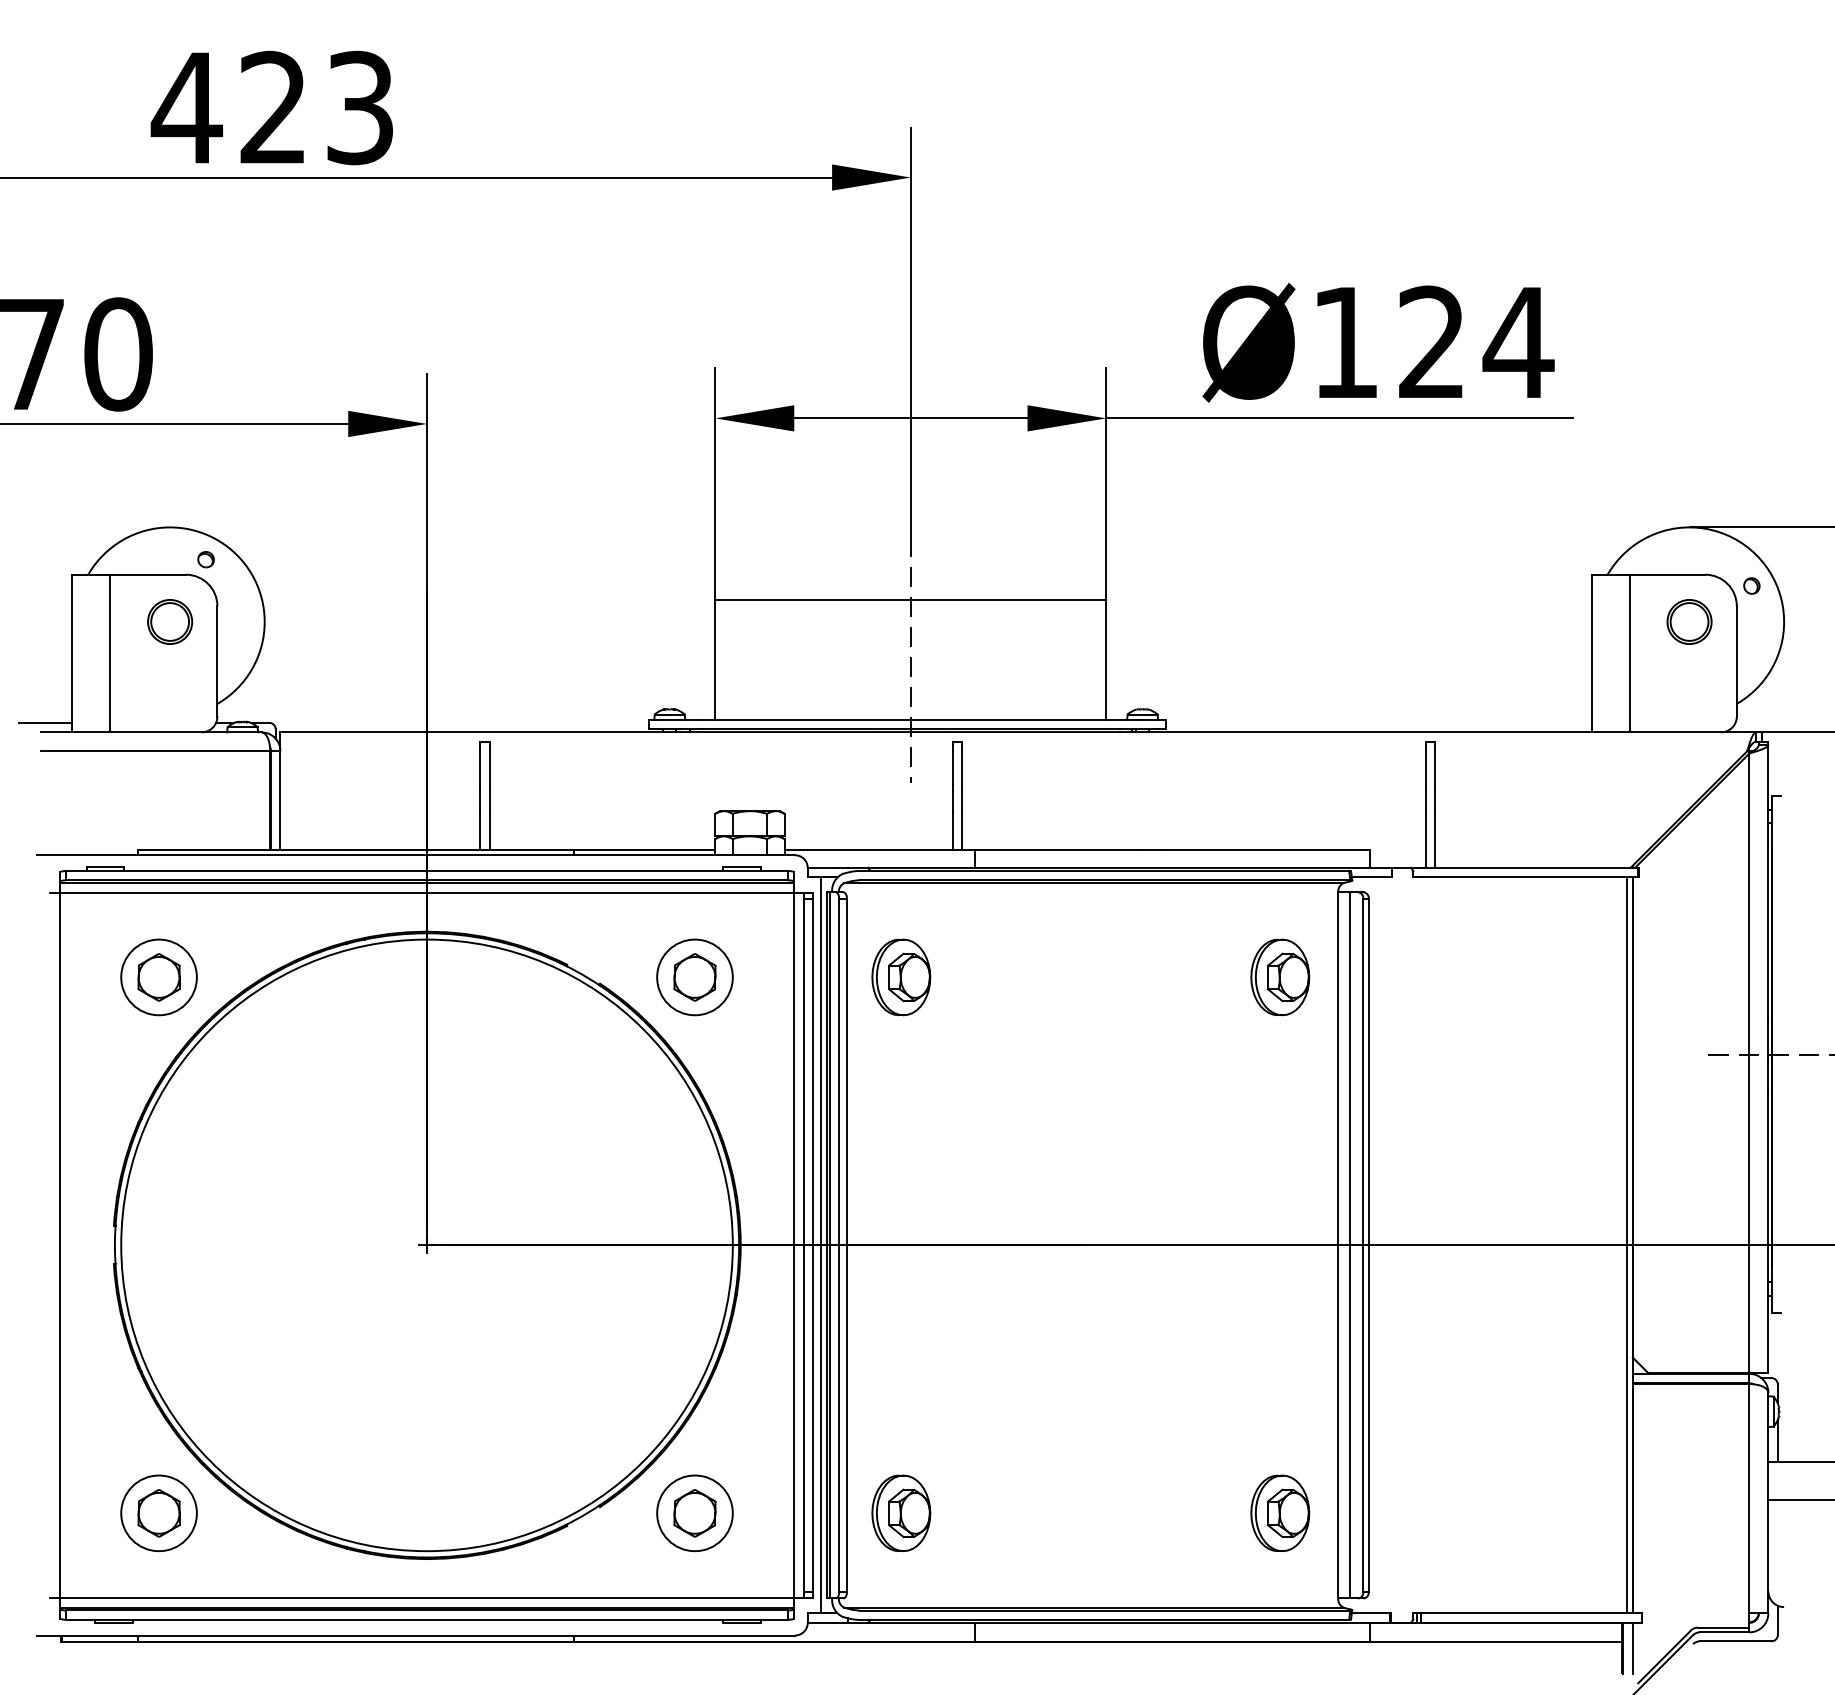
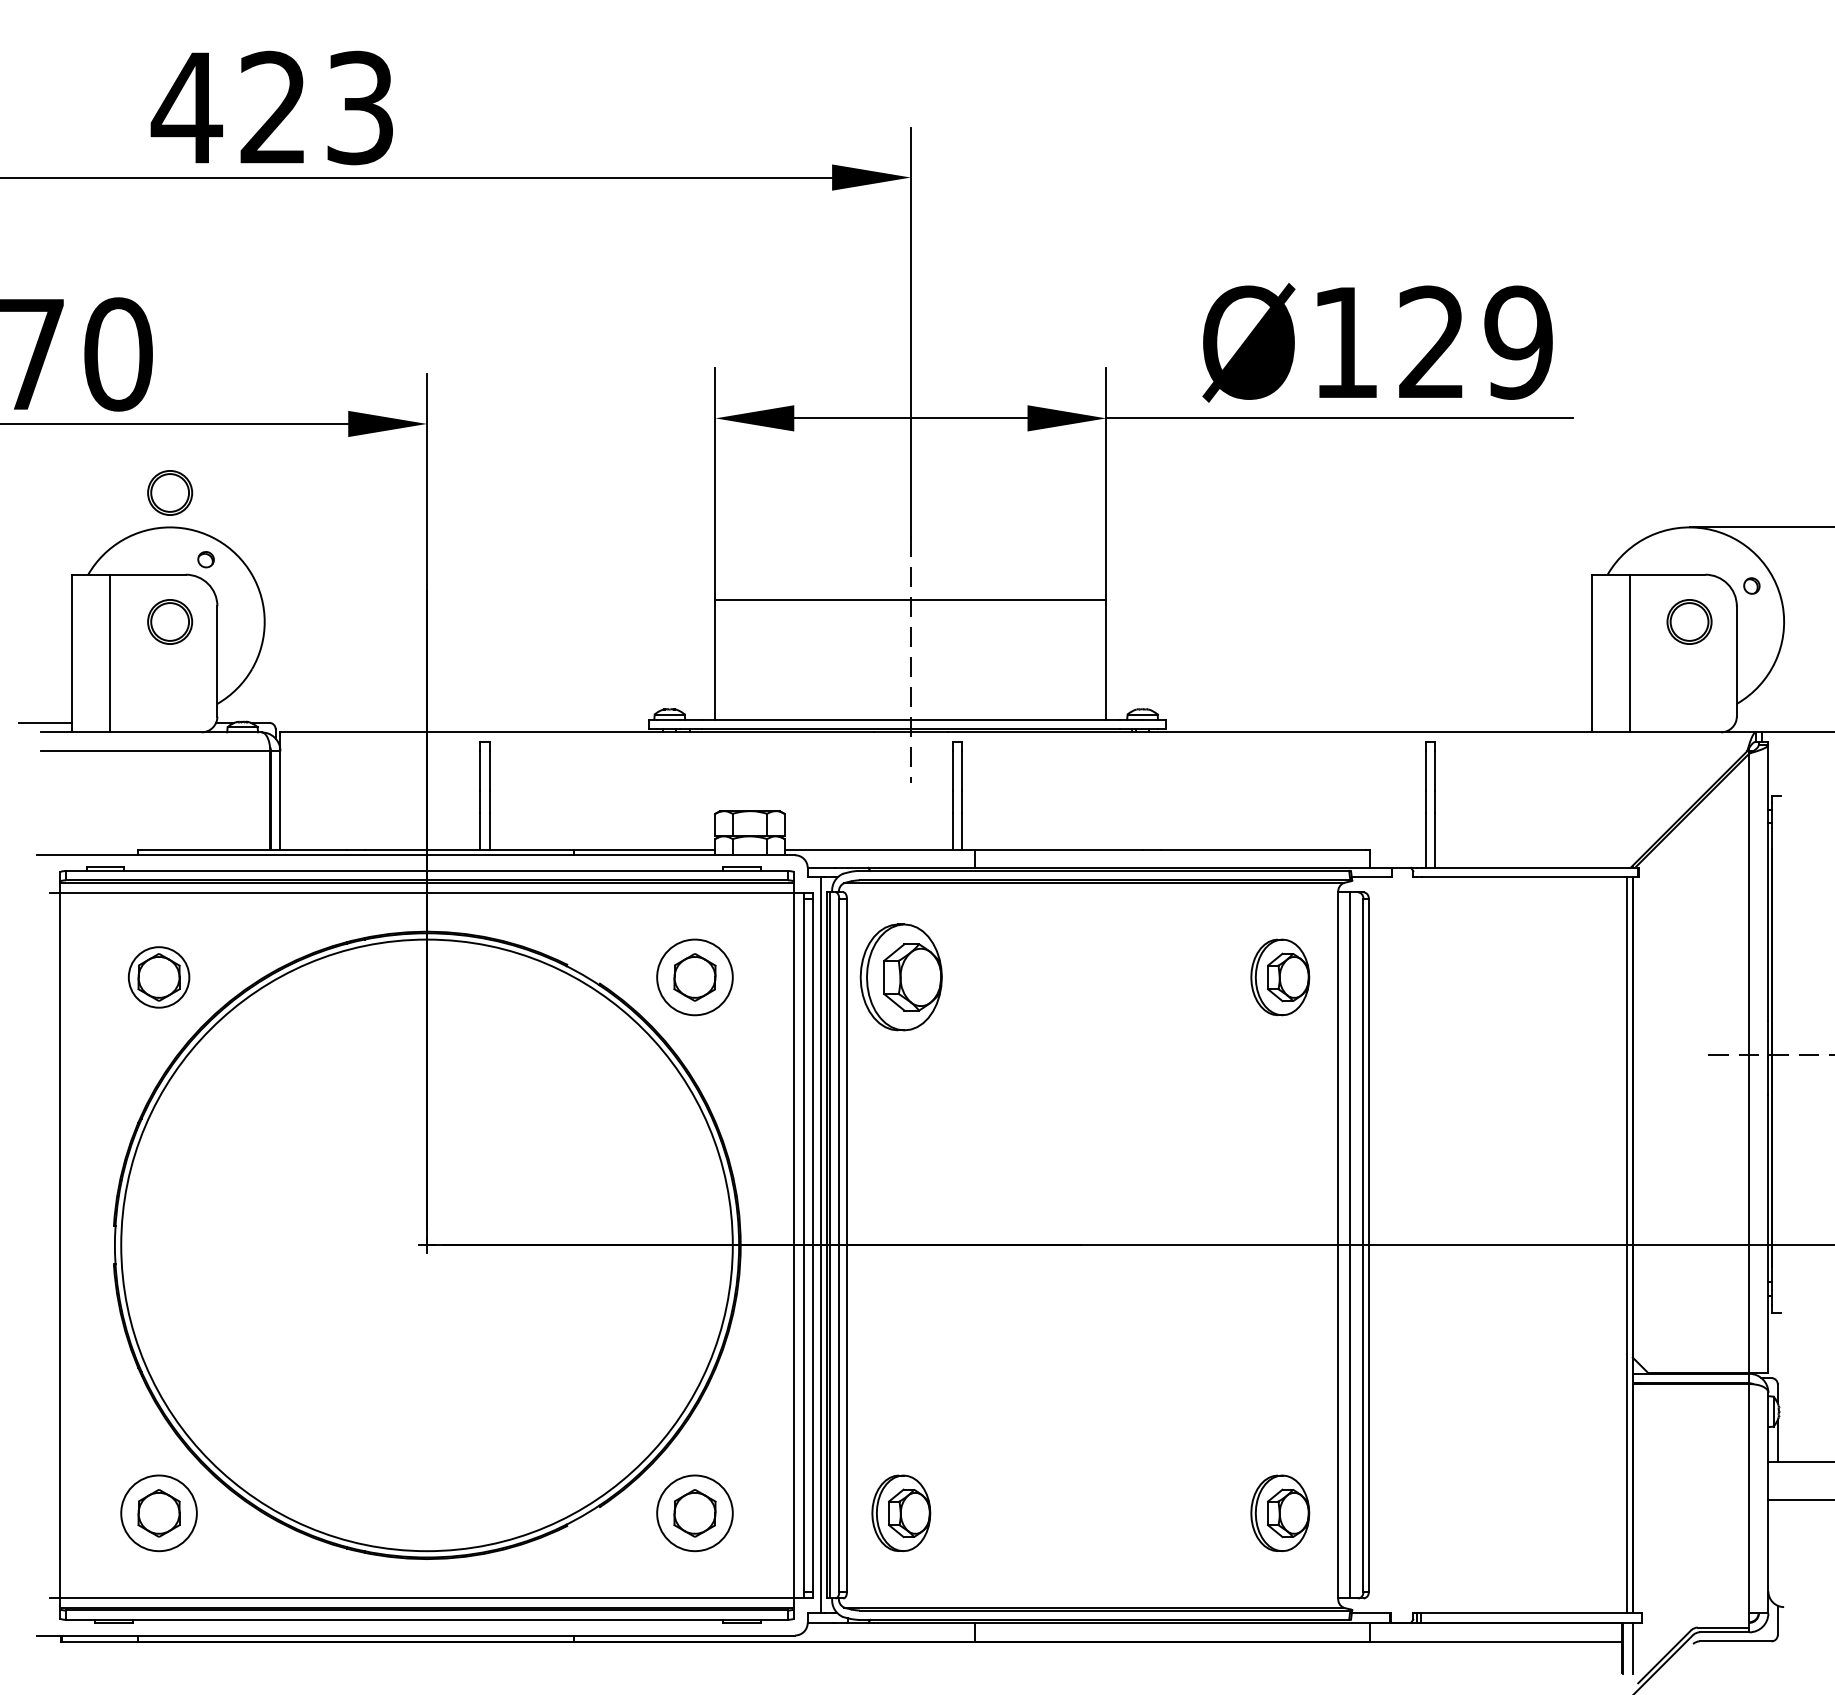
text: Ø124 -> Ø129 (1518, 342)
part: none -> present (170, 492)
circle diameter: 76 px -> 61 px (158, 977)
part size: 61x79 px -> 84x109 px (900, 977)
